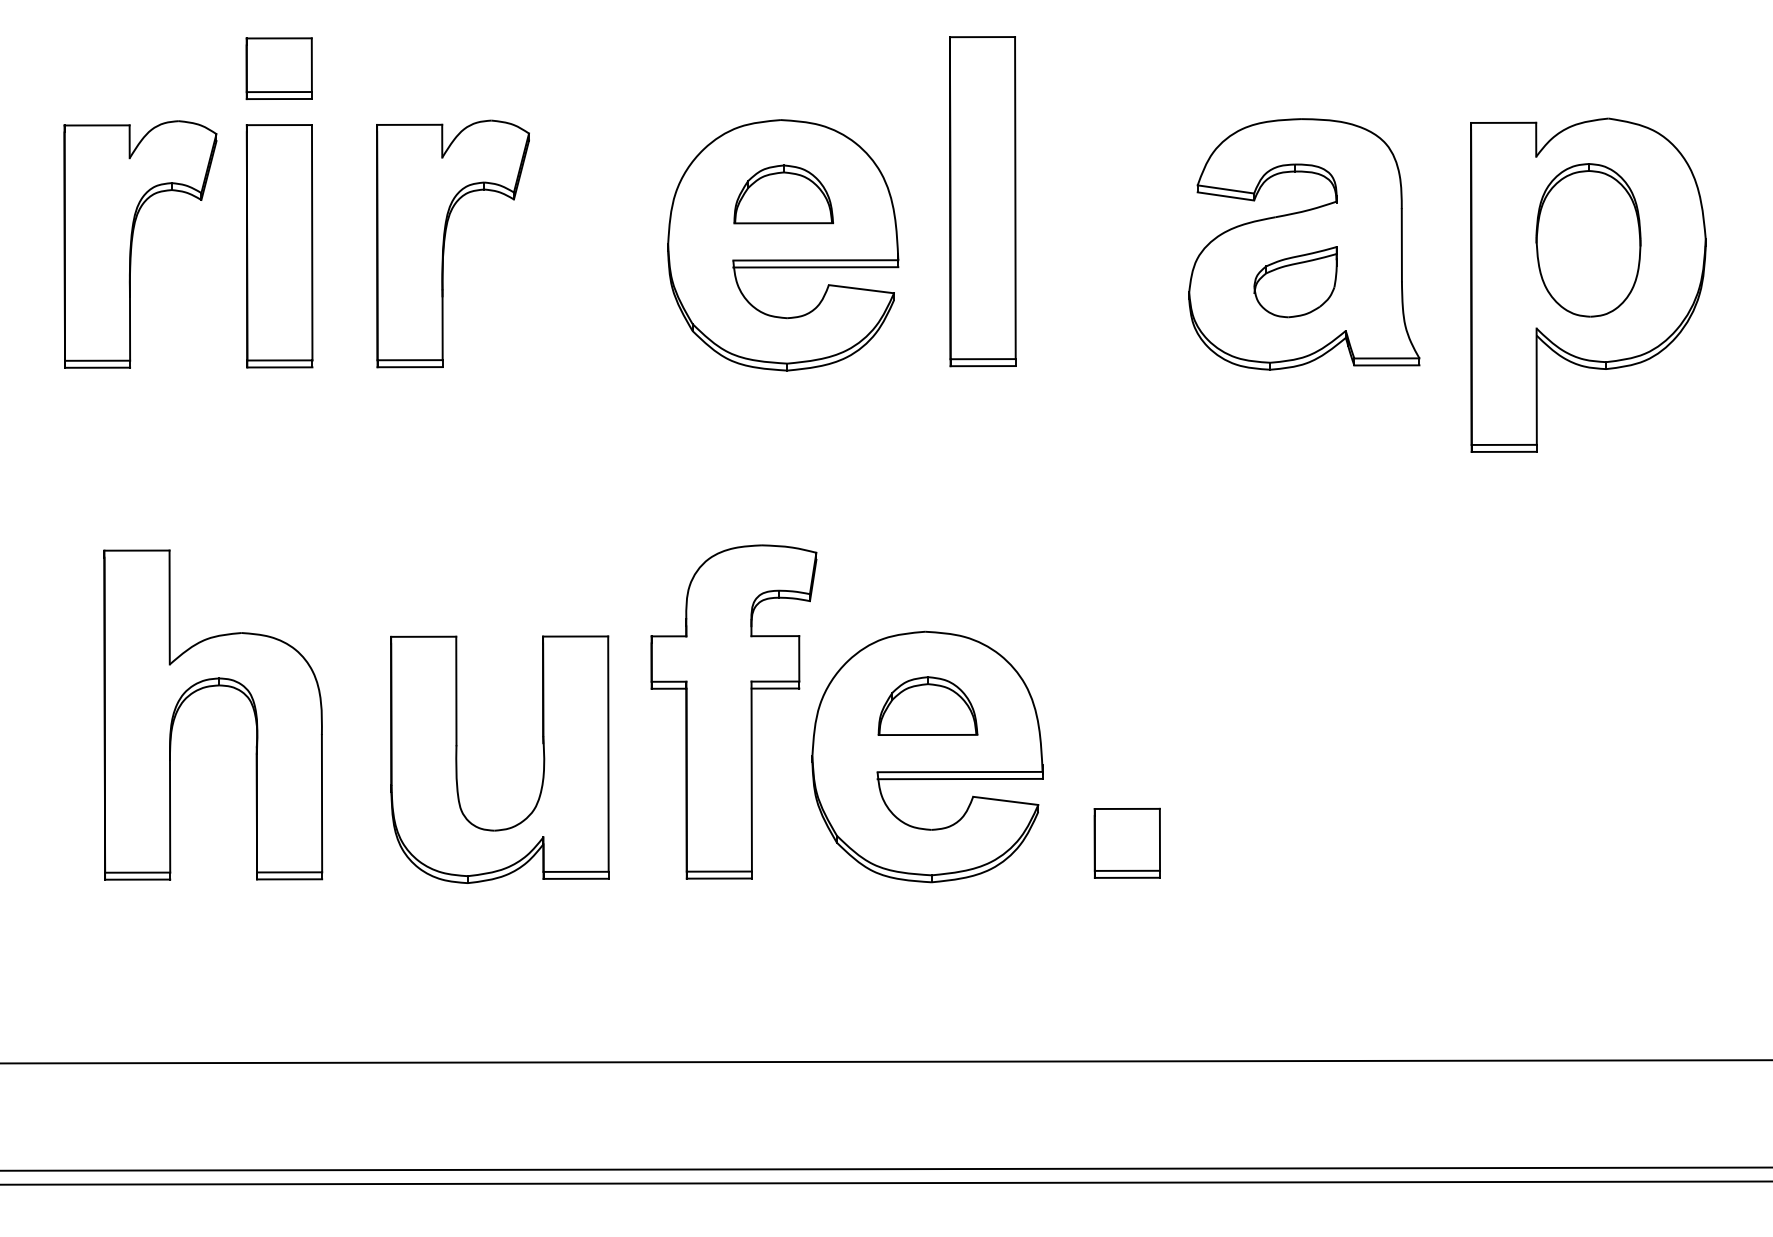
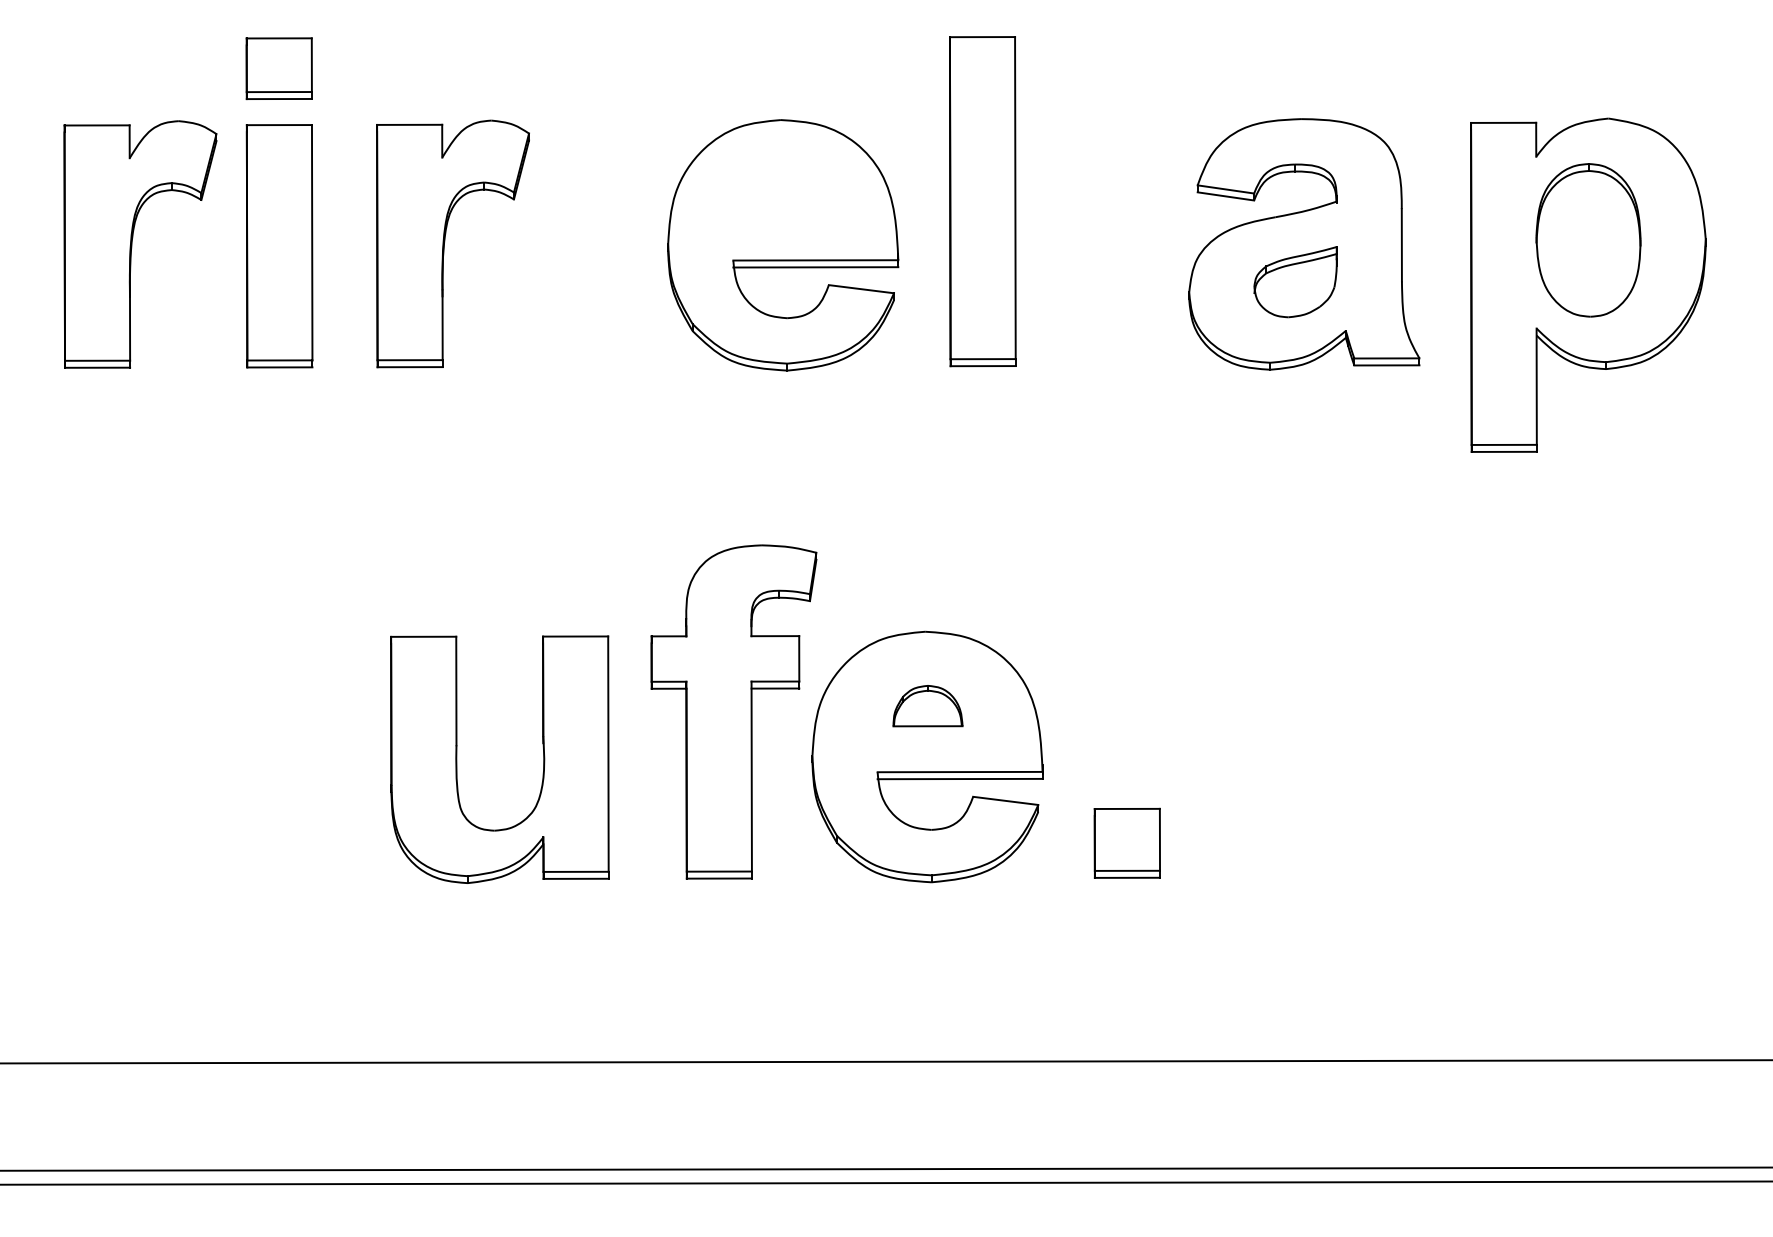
part: present -> none (783, 194)
part: present -> none (210, 687)
part size: 102x60 px -> 72x43 px (927, 706)
